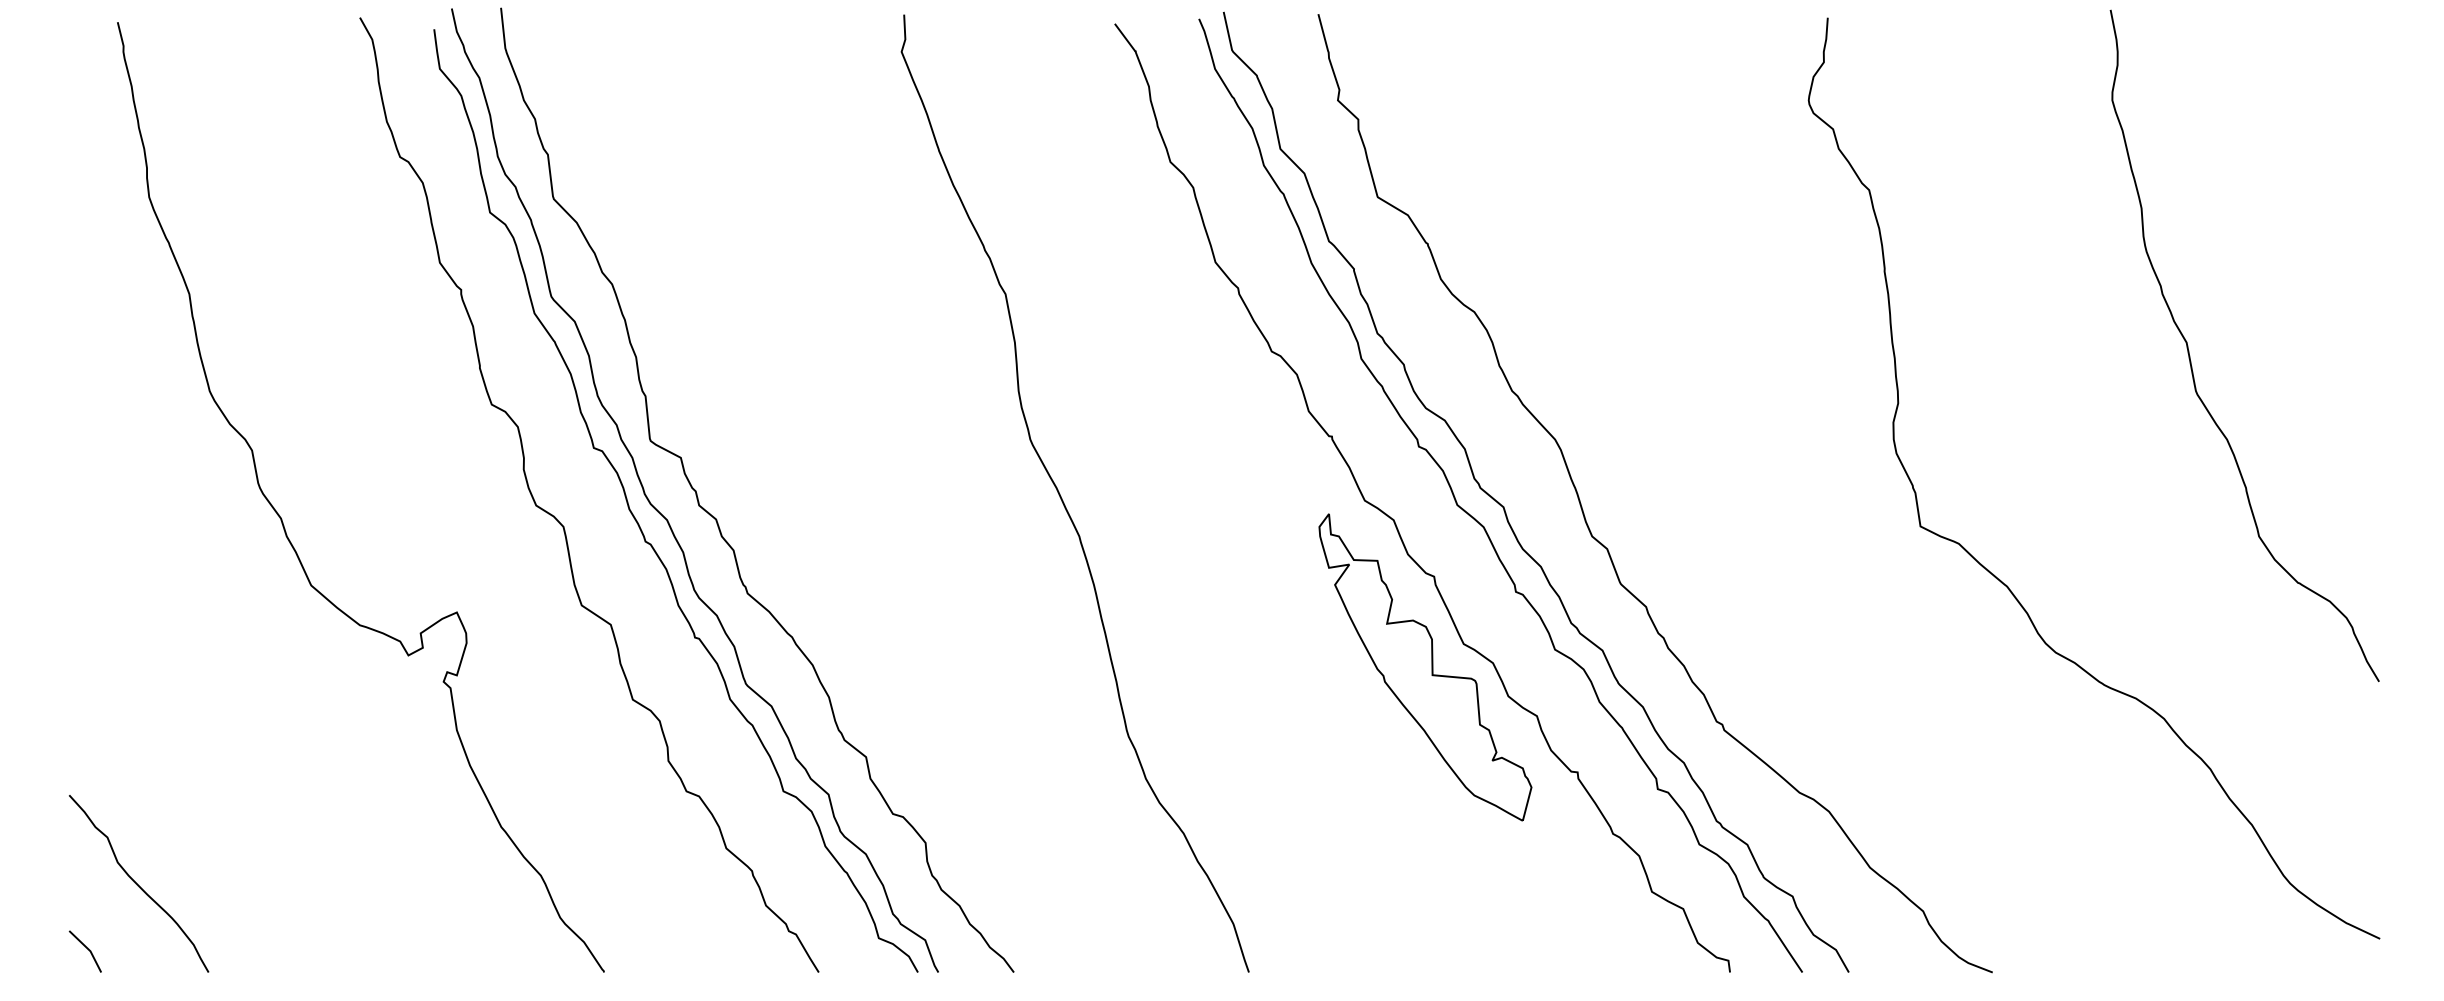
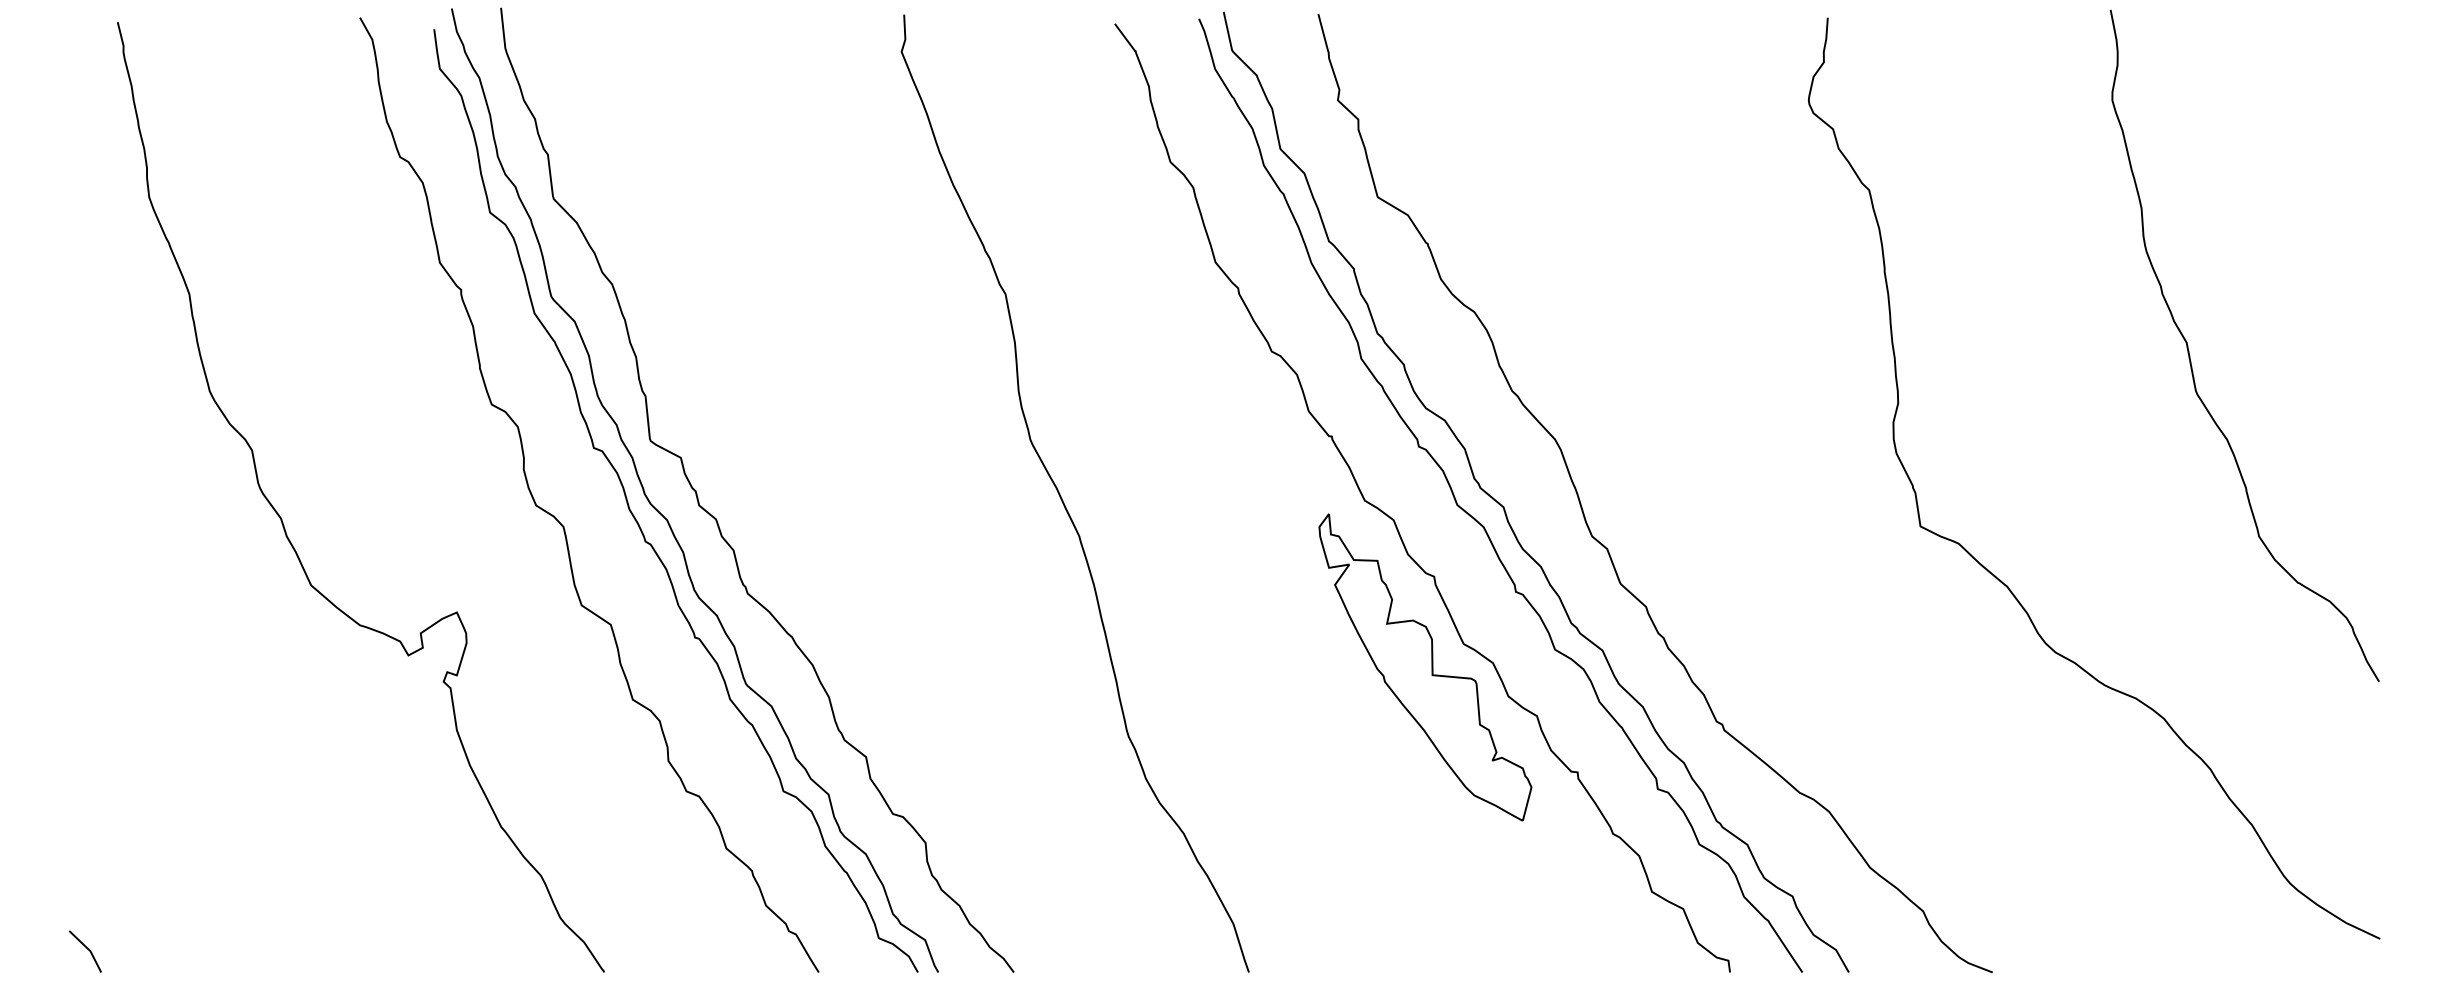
curve: present -> none (138, 884)
